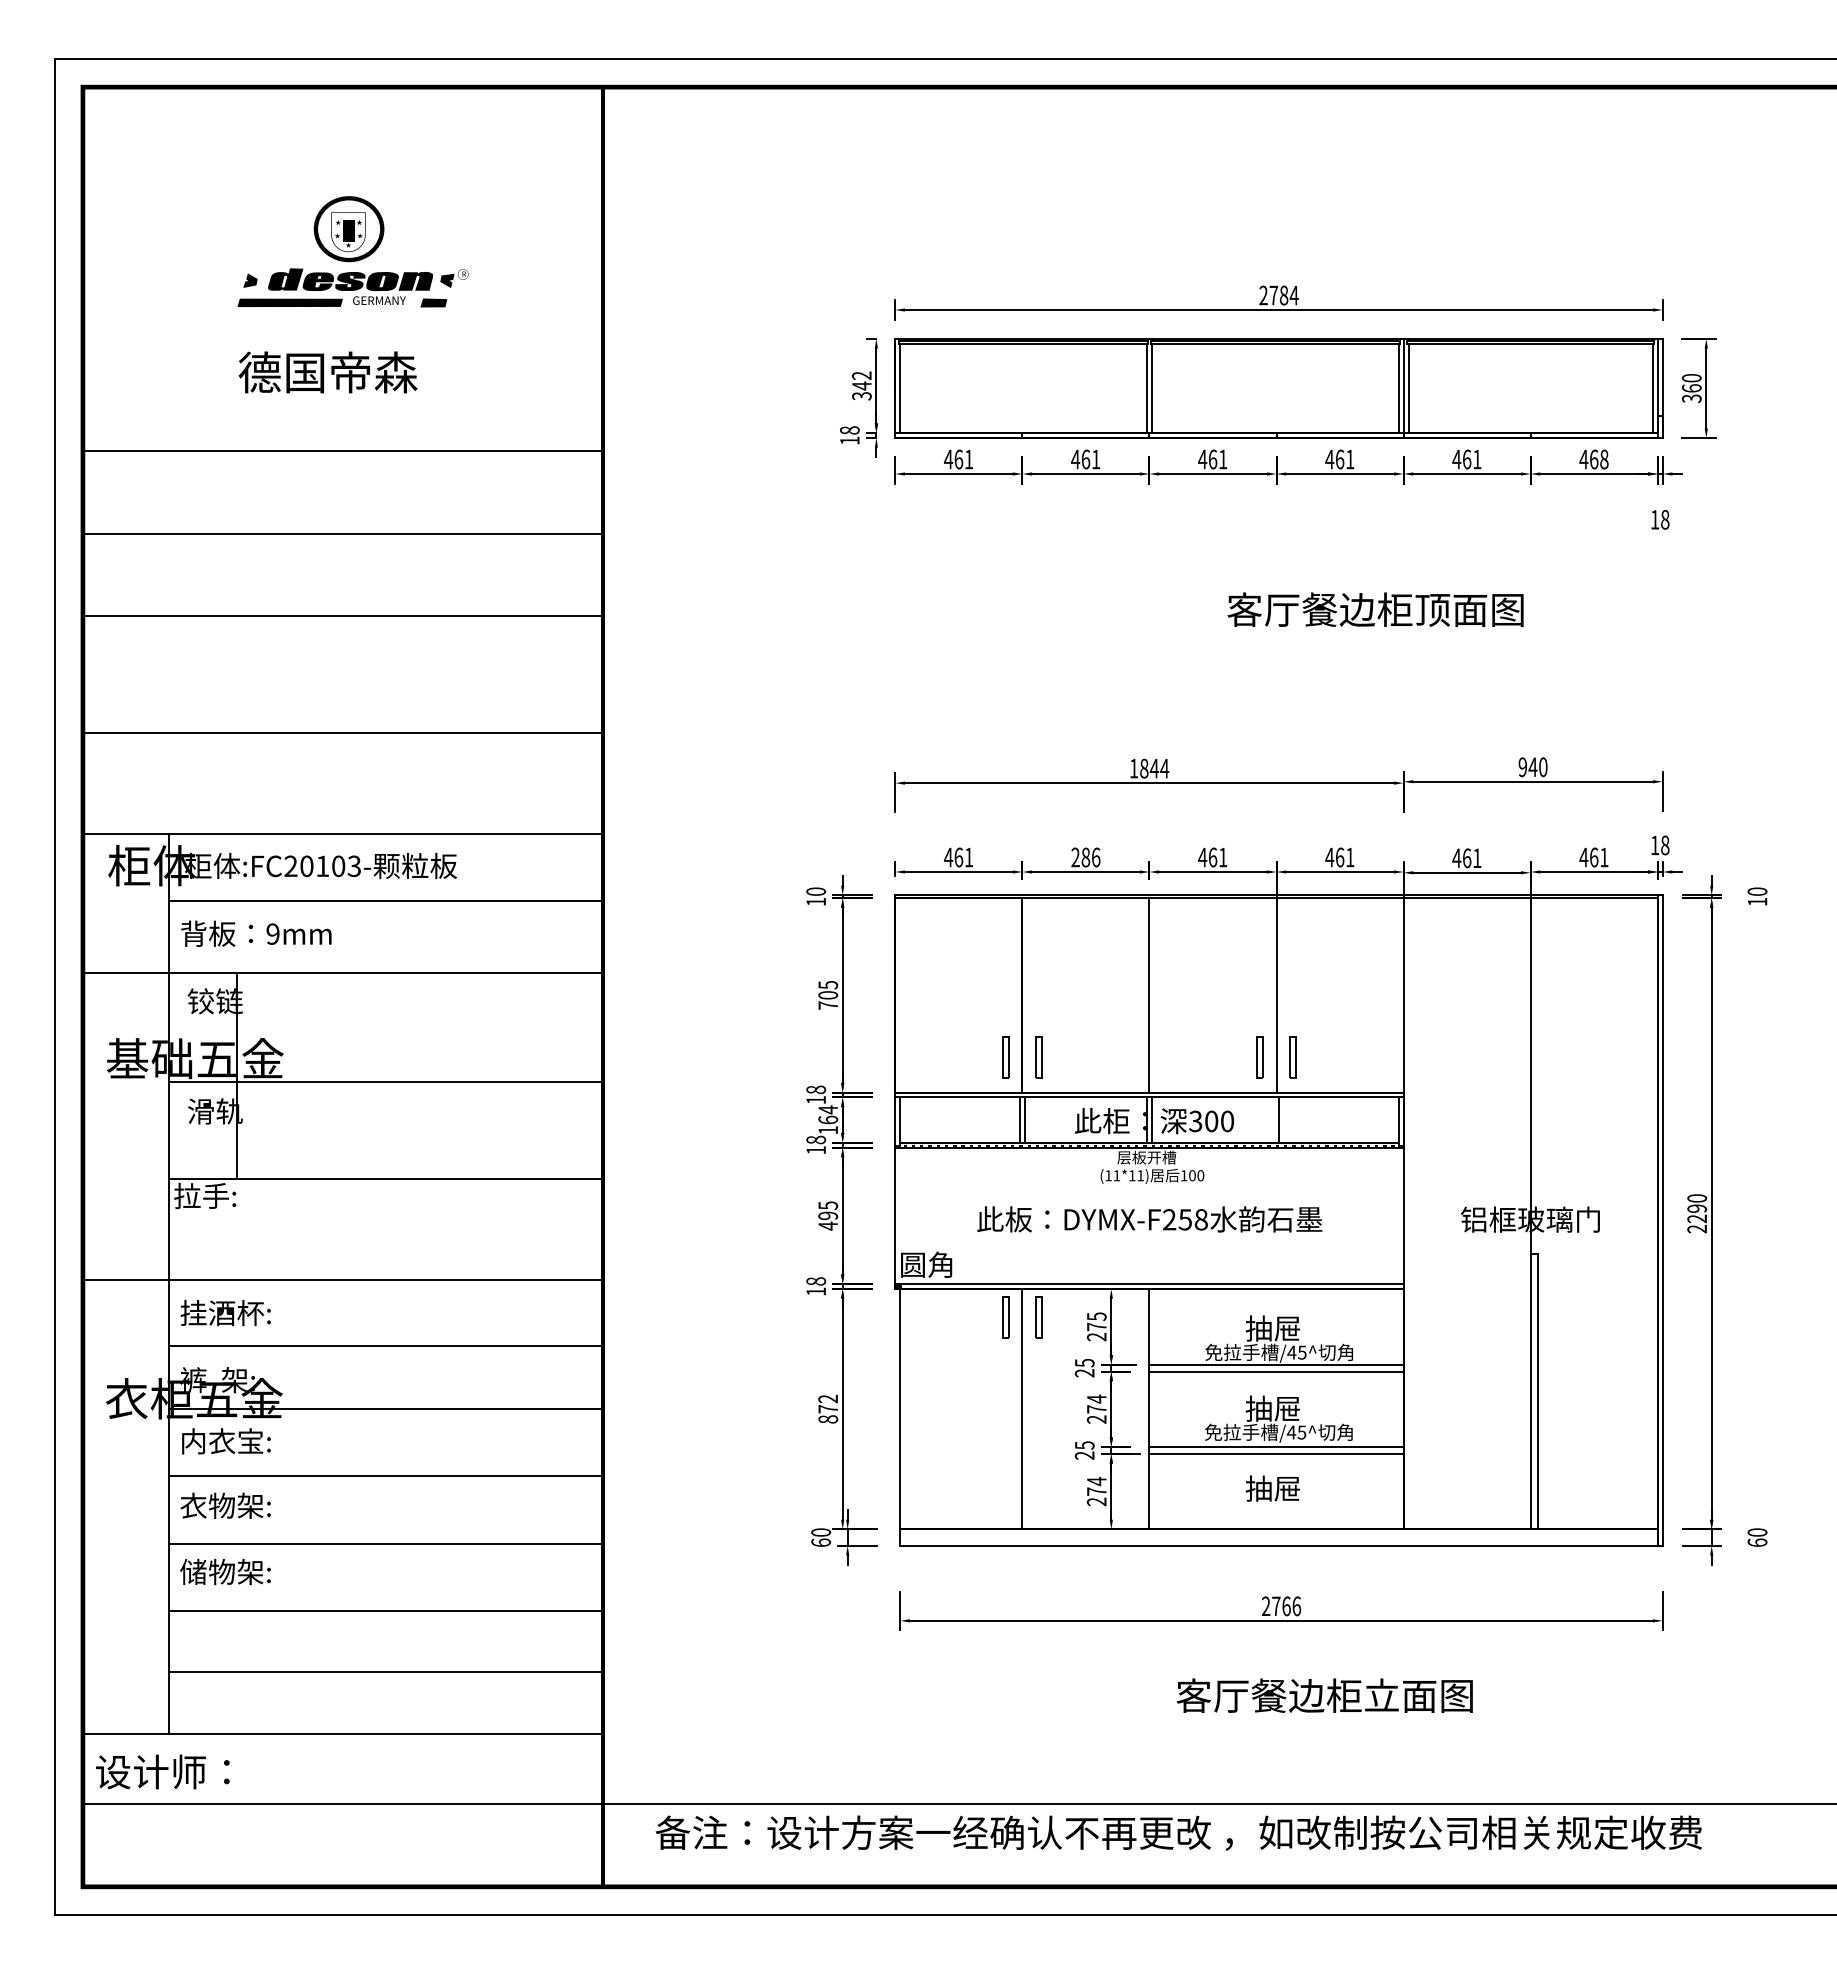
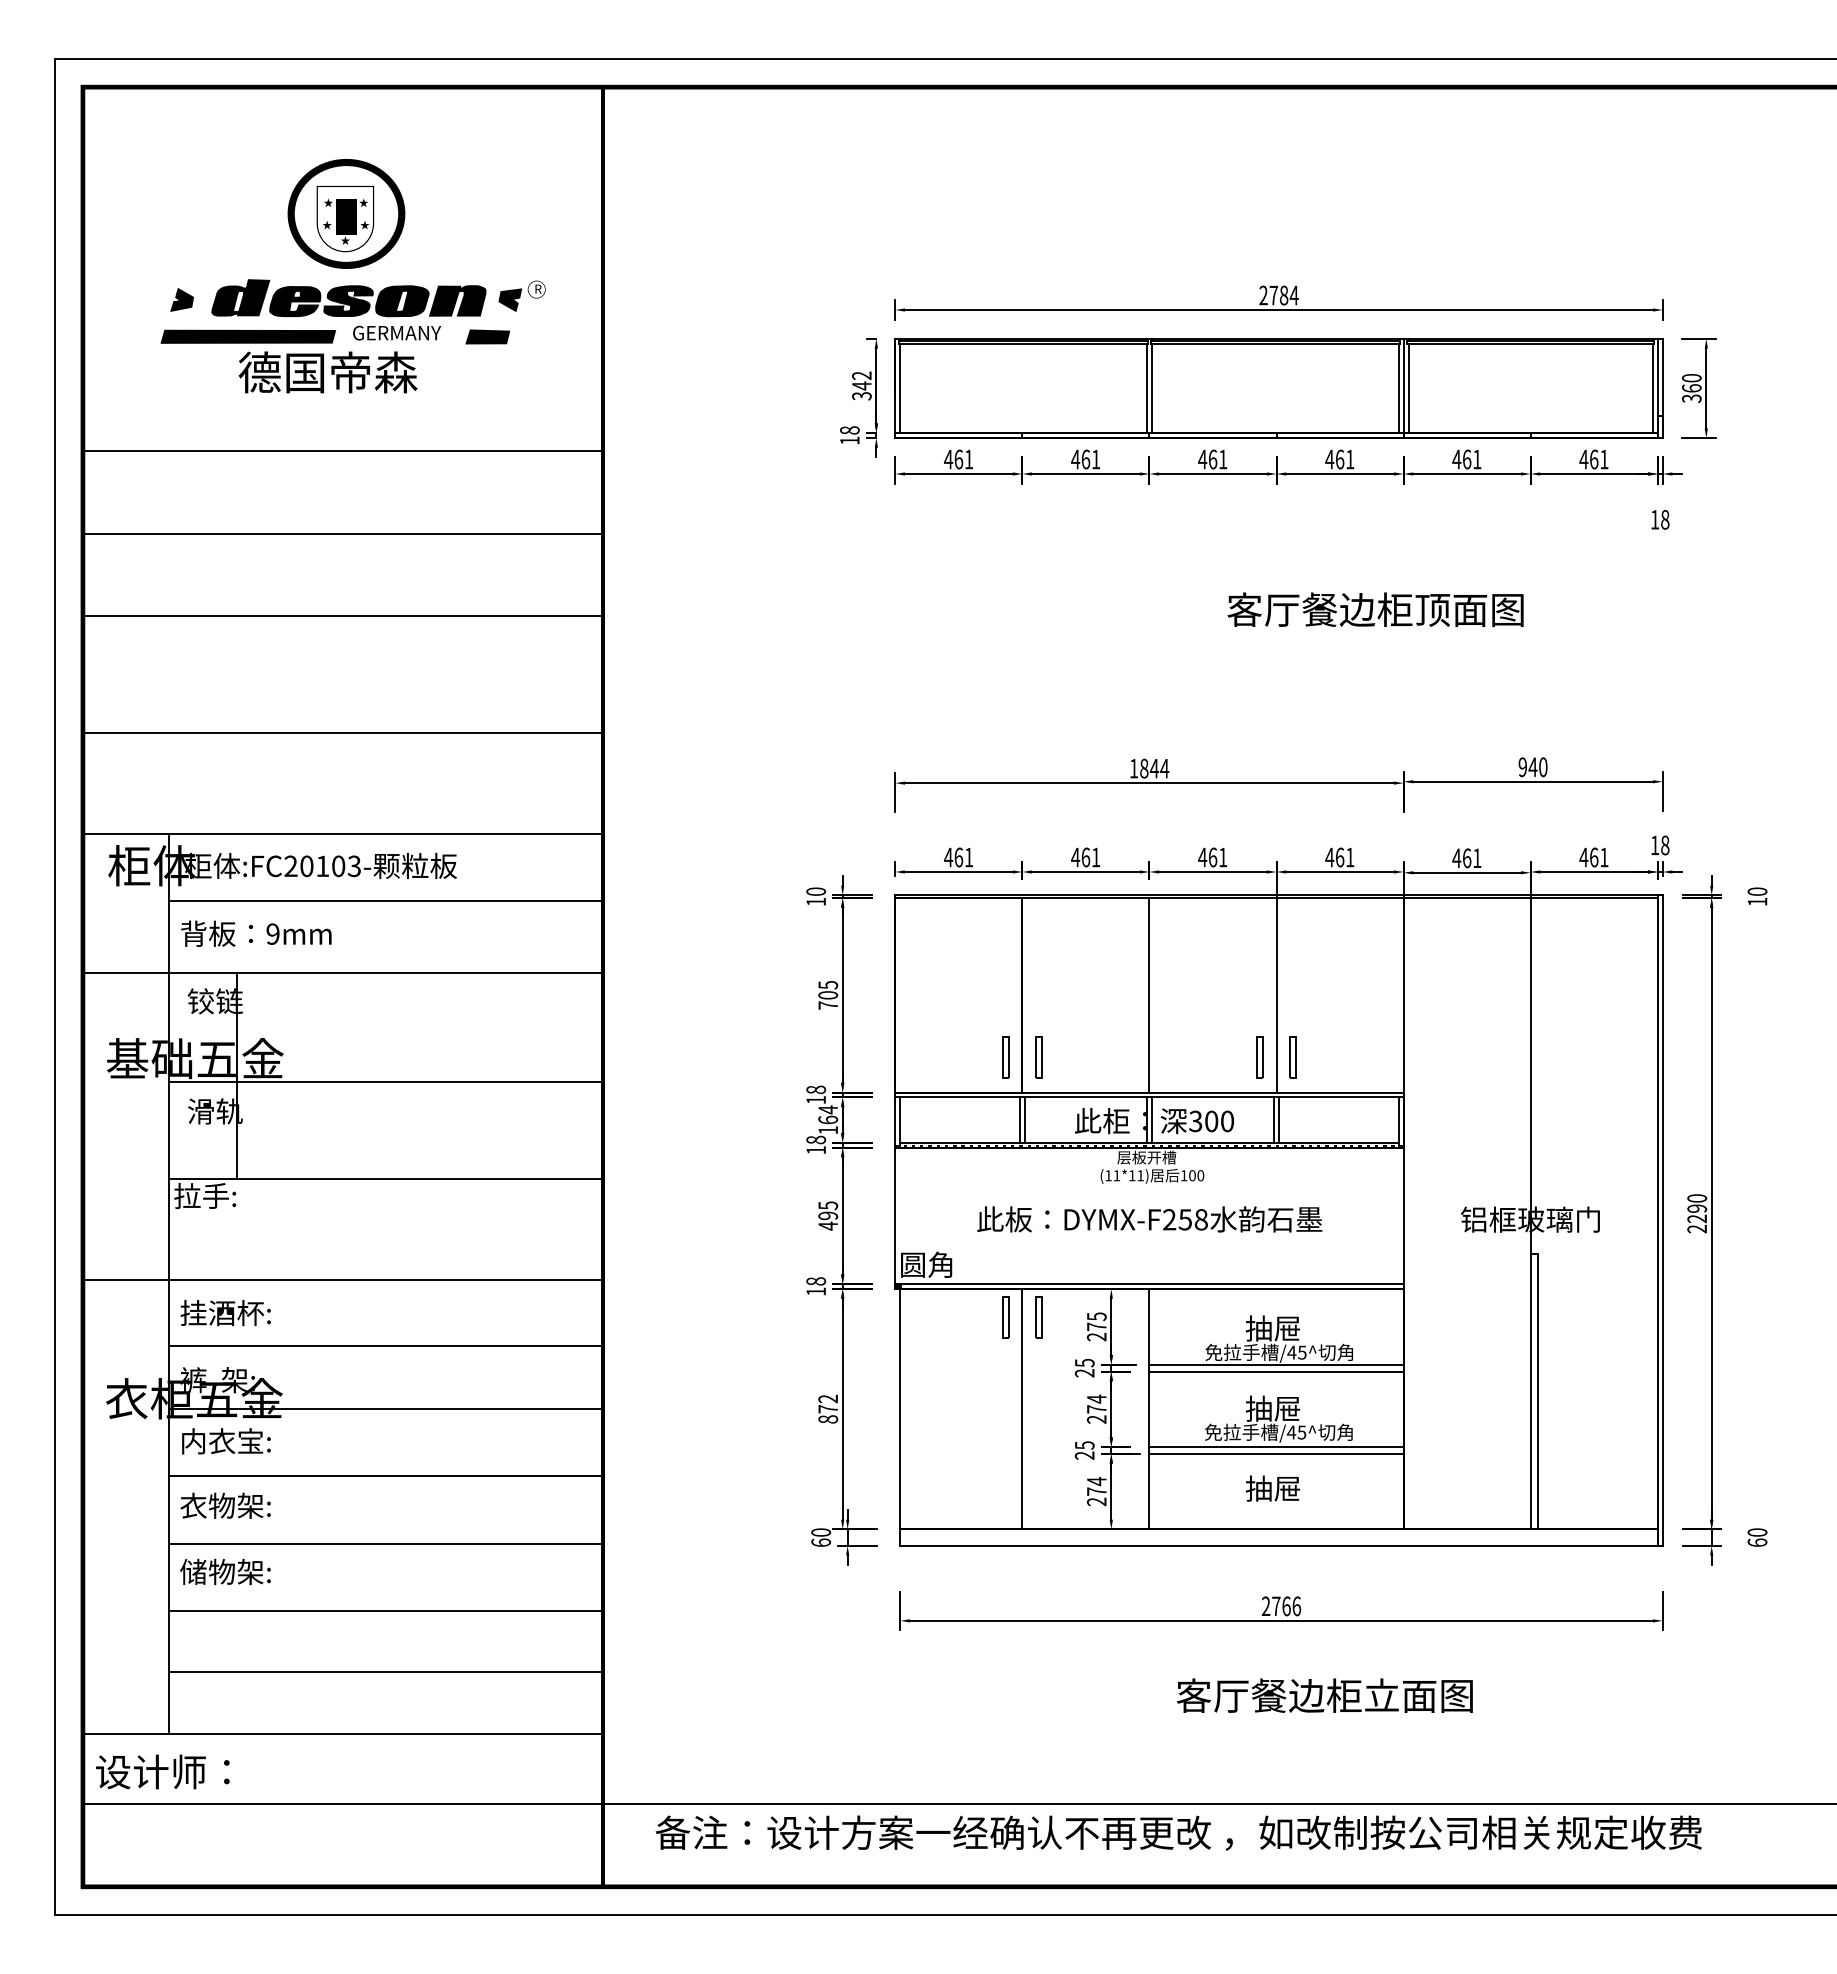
part size: 232x112 px -> 386x186 px (352, 251)
text: 468 -> 461 (1604, 459)
text: 286 -> 461 (1085, 857)
line: none -> present (1274, 1119)
